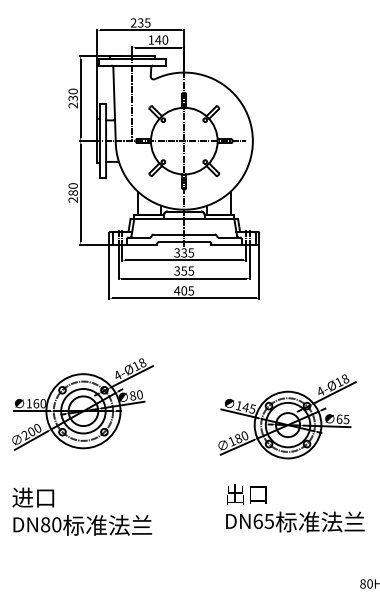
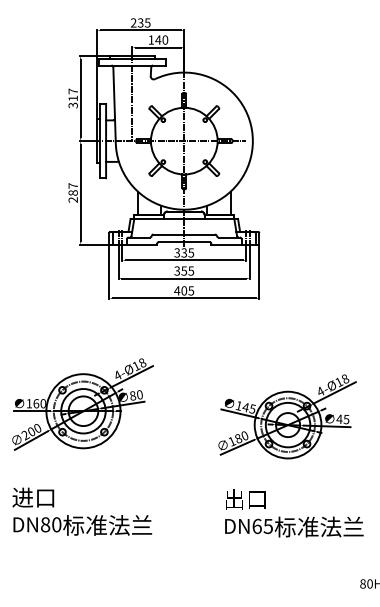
text: 230 -> 317 (72, 98)
text: 280 -> 287 (72, 185)
text: 65 -> 45 (339, 418)
text position: (295, 508) -> (294, 513) (294, 513)
